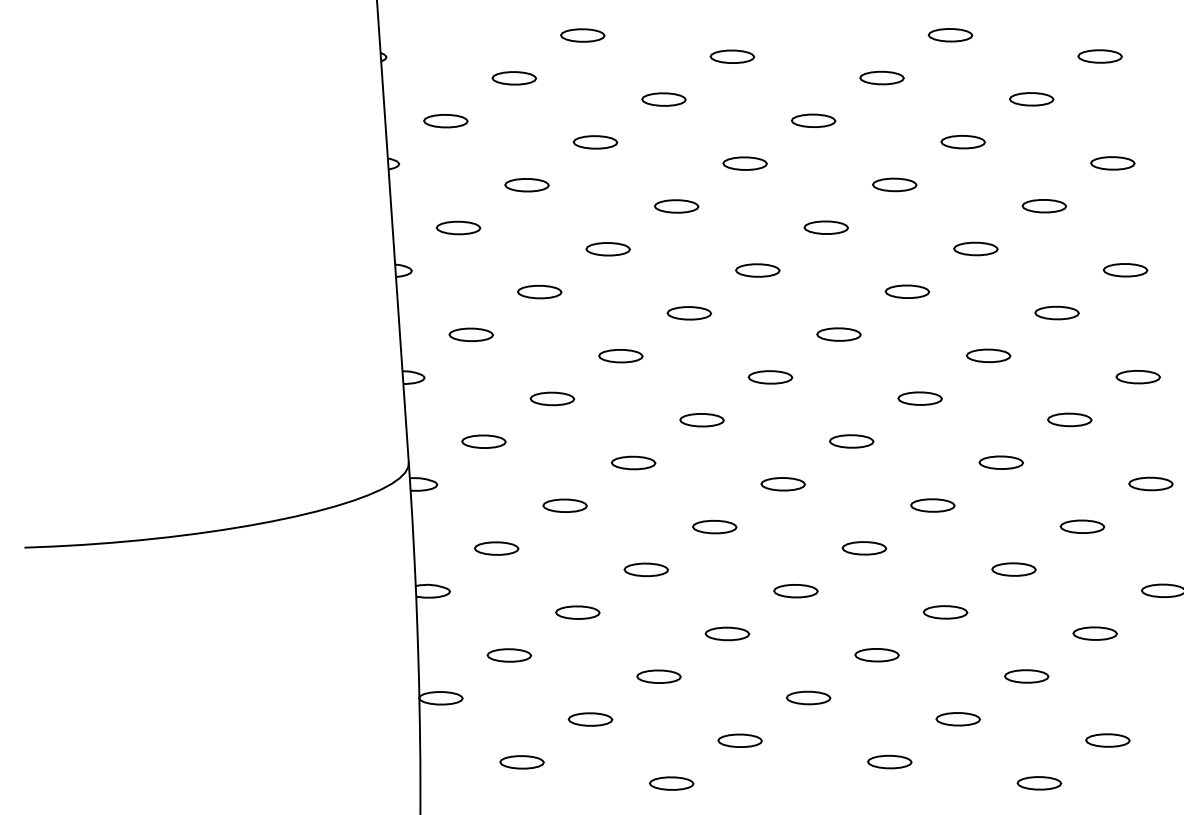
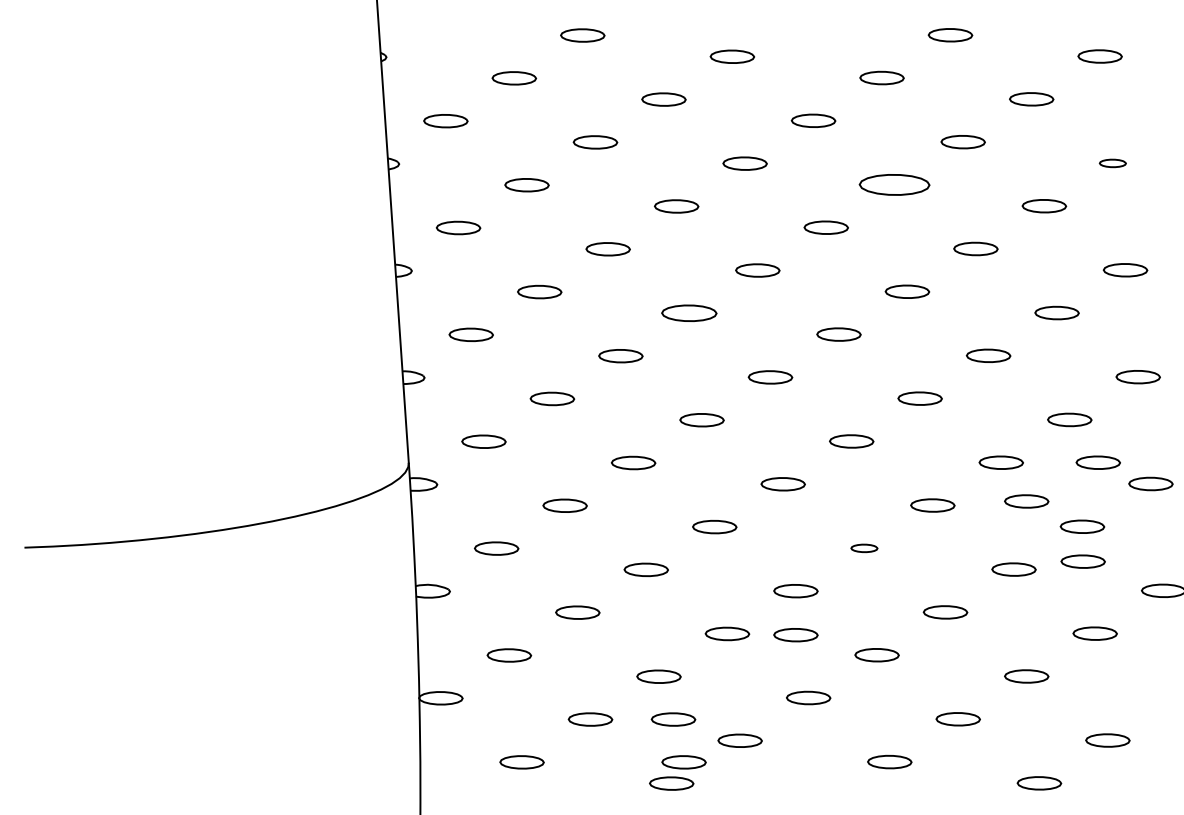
part size: 46x15 px -> 29x11 px (1112, 163)
part size: 46x16 px -> 73x22 px (894, 184)
part size: 47x15 px -> 57x18 px (689, 312)
part: none -> present (1097, 462)
part: none -> present (1026, 501)
part size: 47x15 px -> 29x11 px (864, 548)
part: none -> present (1082, 561)
part: none -> present (795, 635)
part: none -> present (673, 719)
part: none -> present (683, 762)
